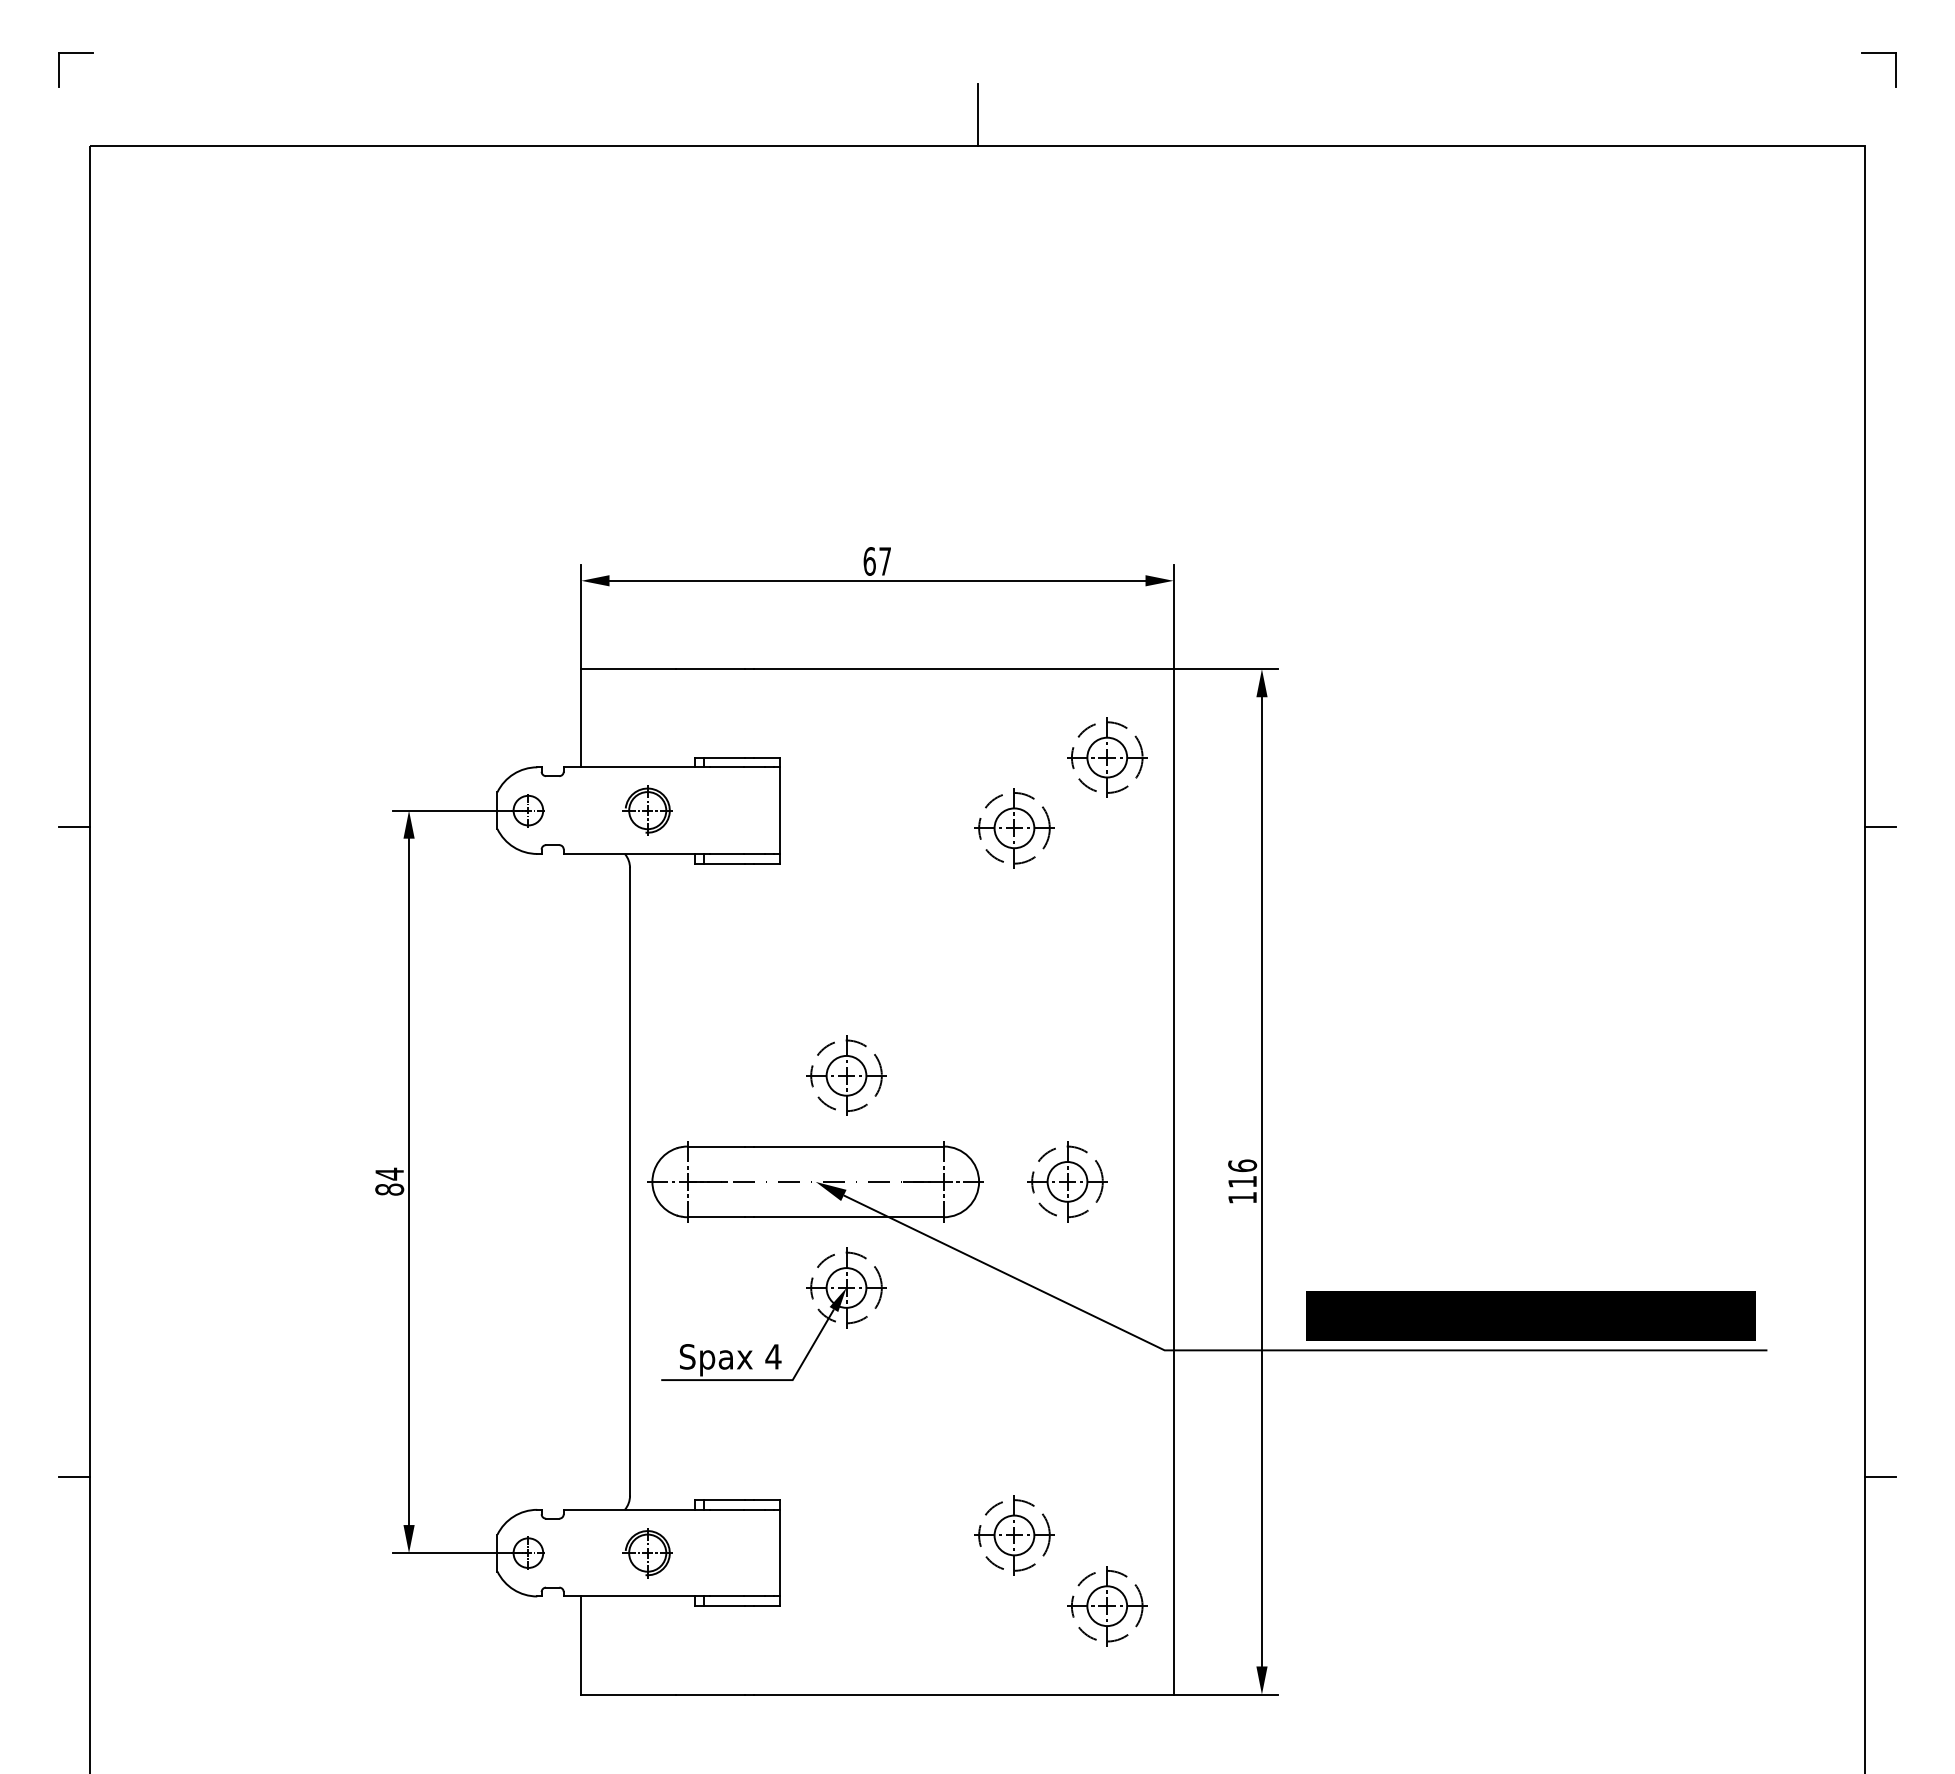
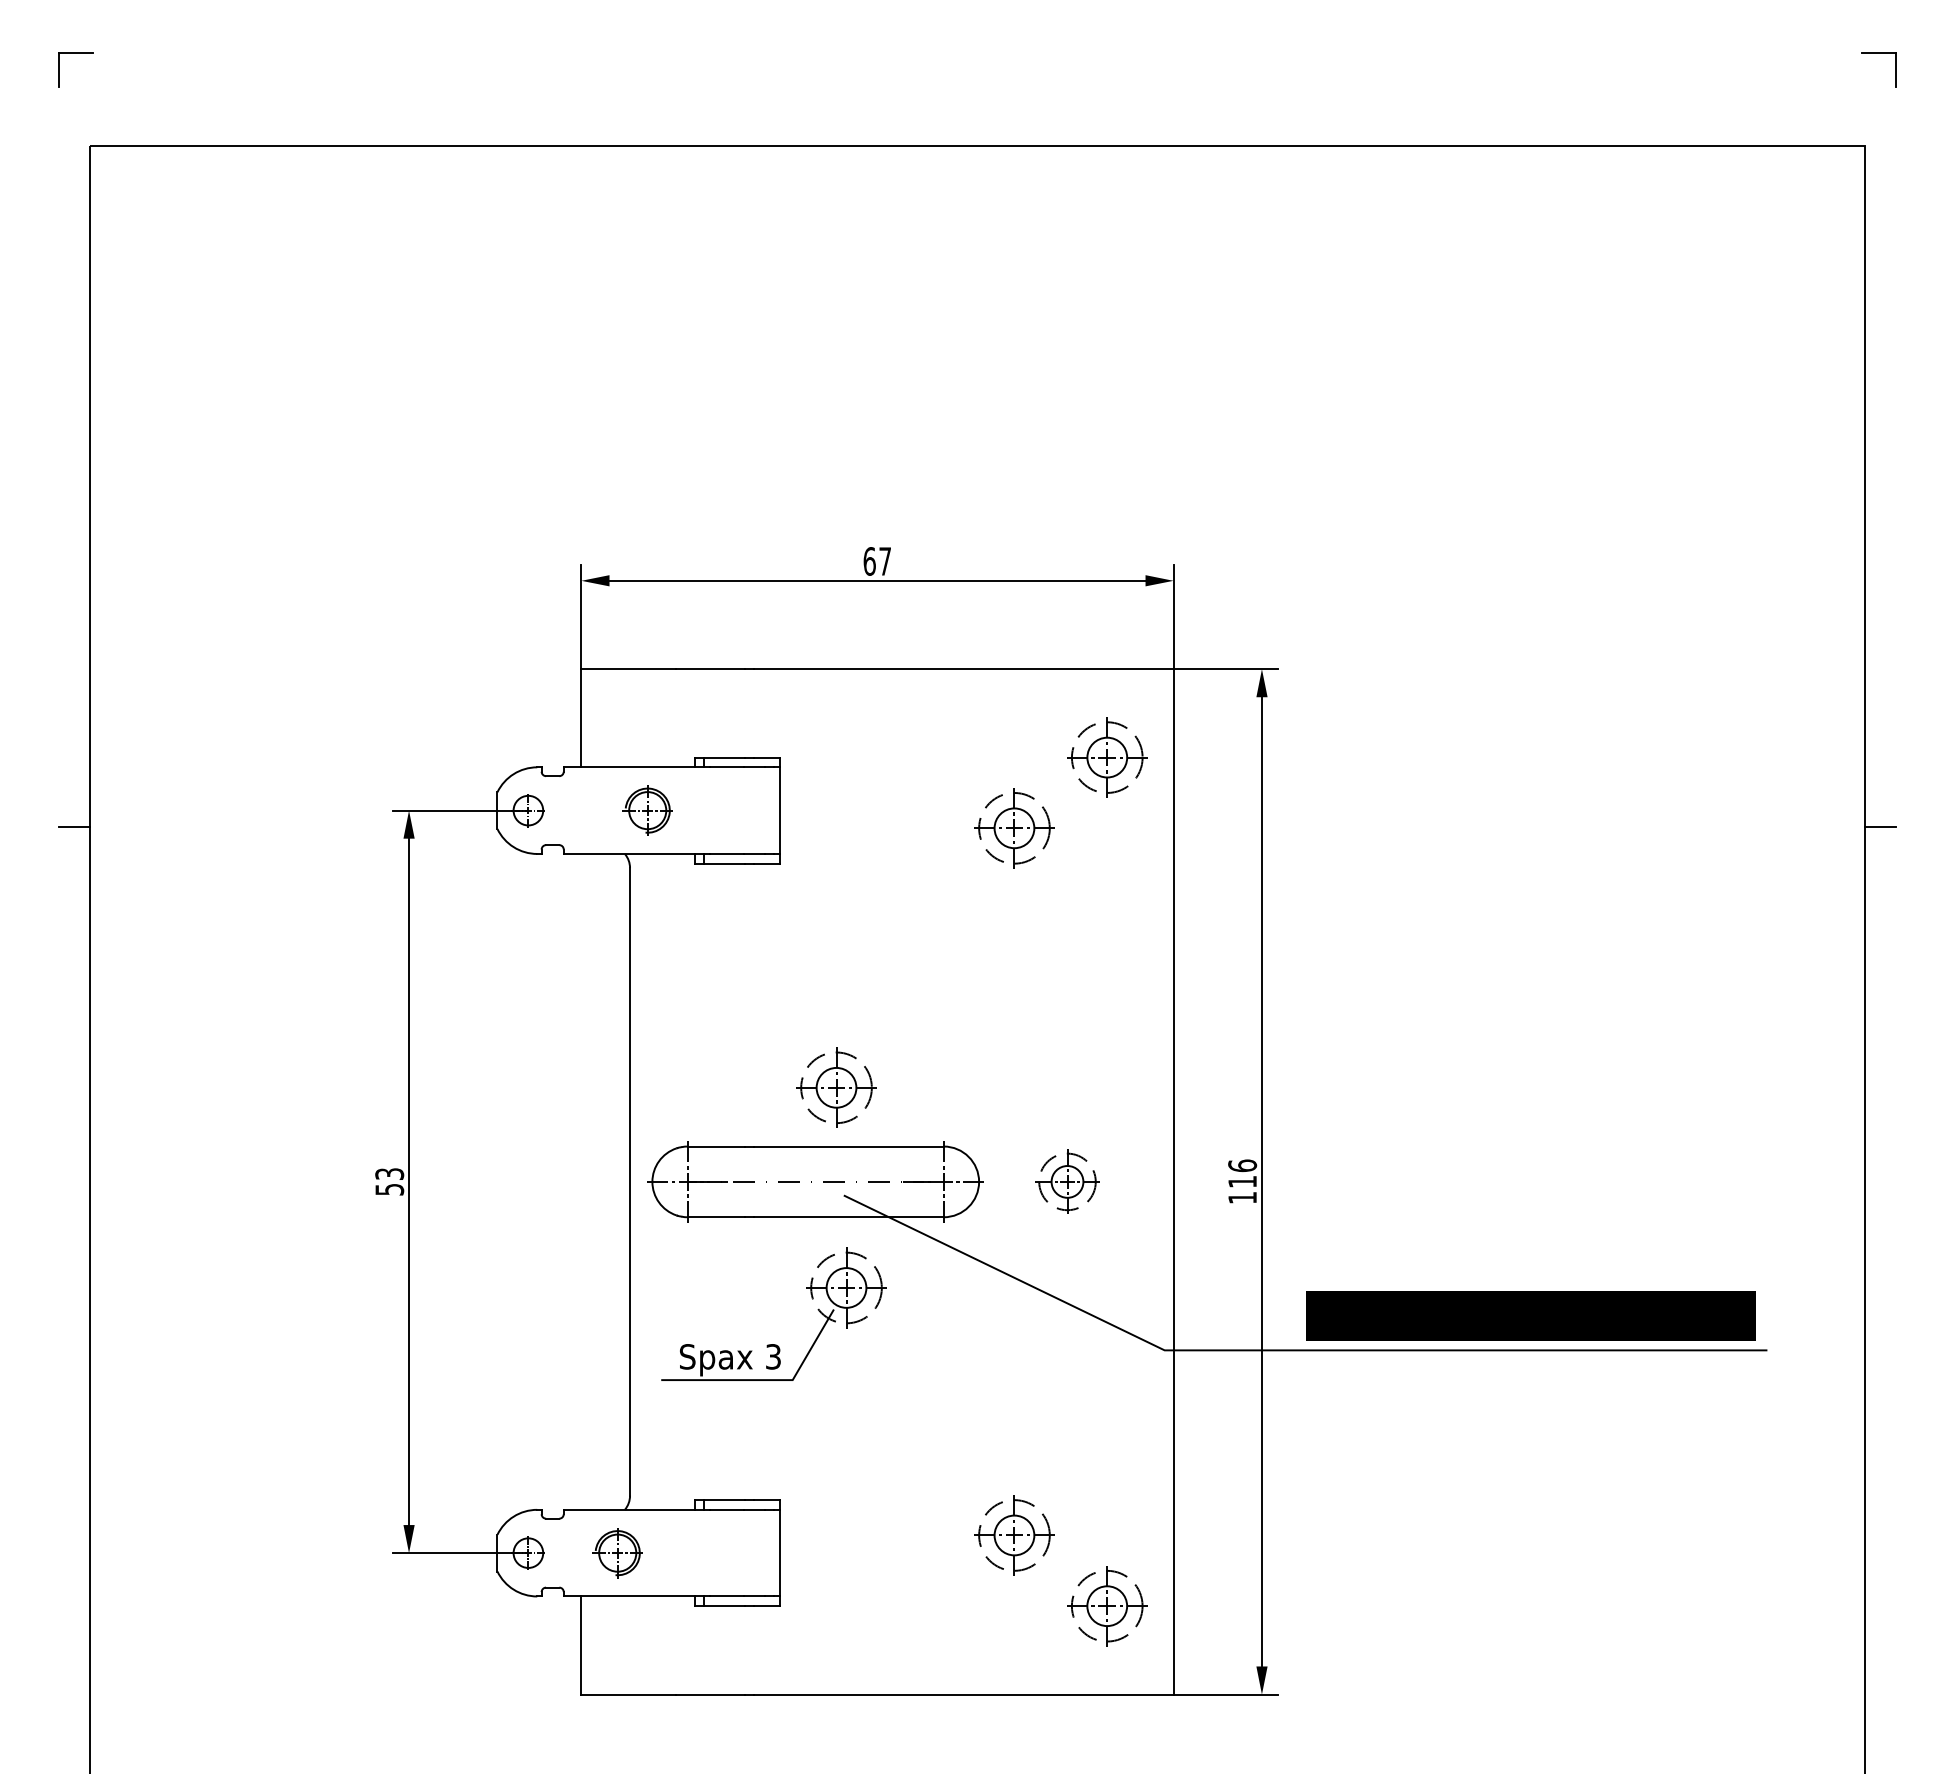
line: present -> none (977, 115)
part position: (846, 1075) -> (836, 1087) (836, 1087)
text: 84 -> 53 (389, 1181)
part size: 81x82 px -> 65x65 px (1067, 1181)
fill: present -> none (830, 1191)
fill: present -> none (837, 1299)
text: 4 -> 3 (773, 1356)
line: present -> none (73, 1476)
line: present -> none (1880, 1476)
part position: (647, 1553) -> (617, 1553) (617, 1553)
